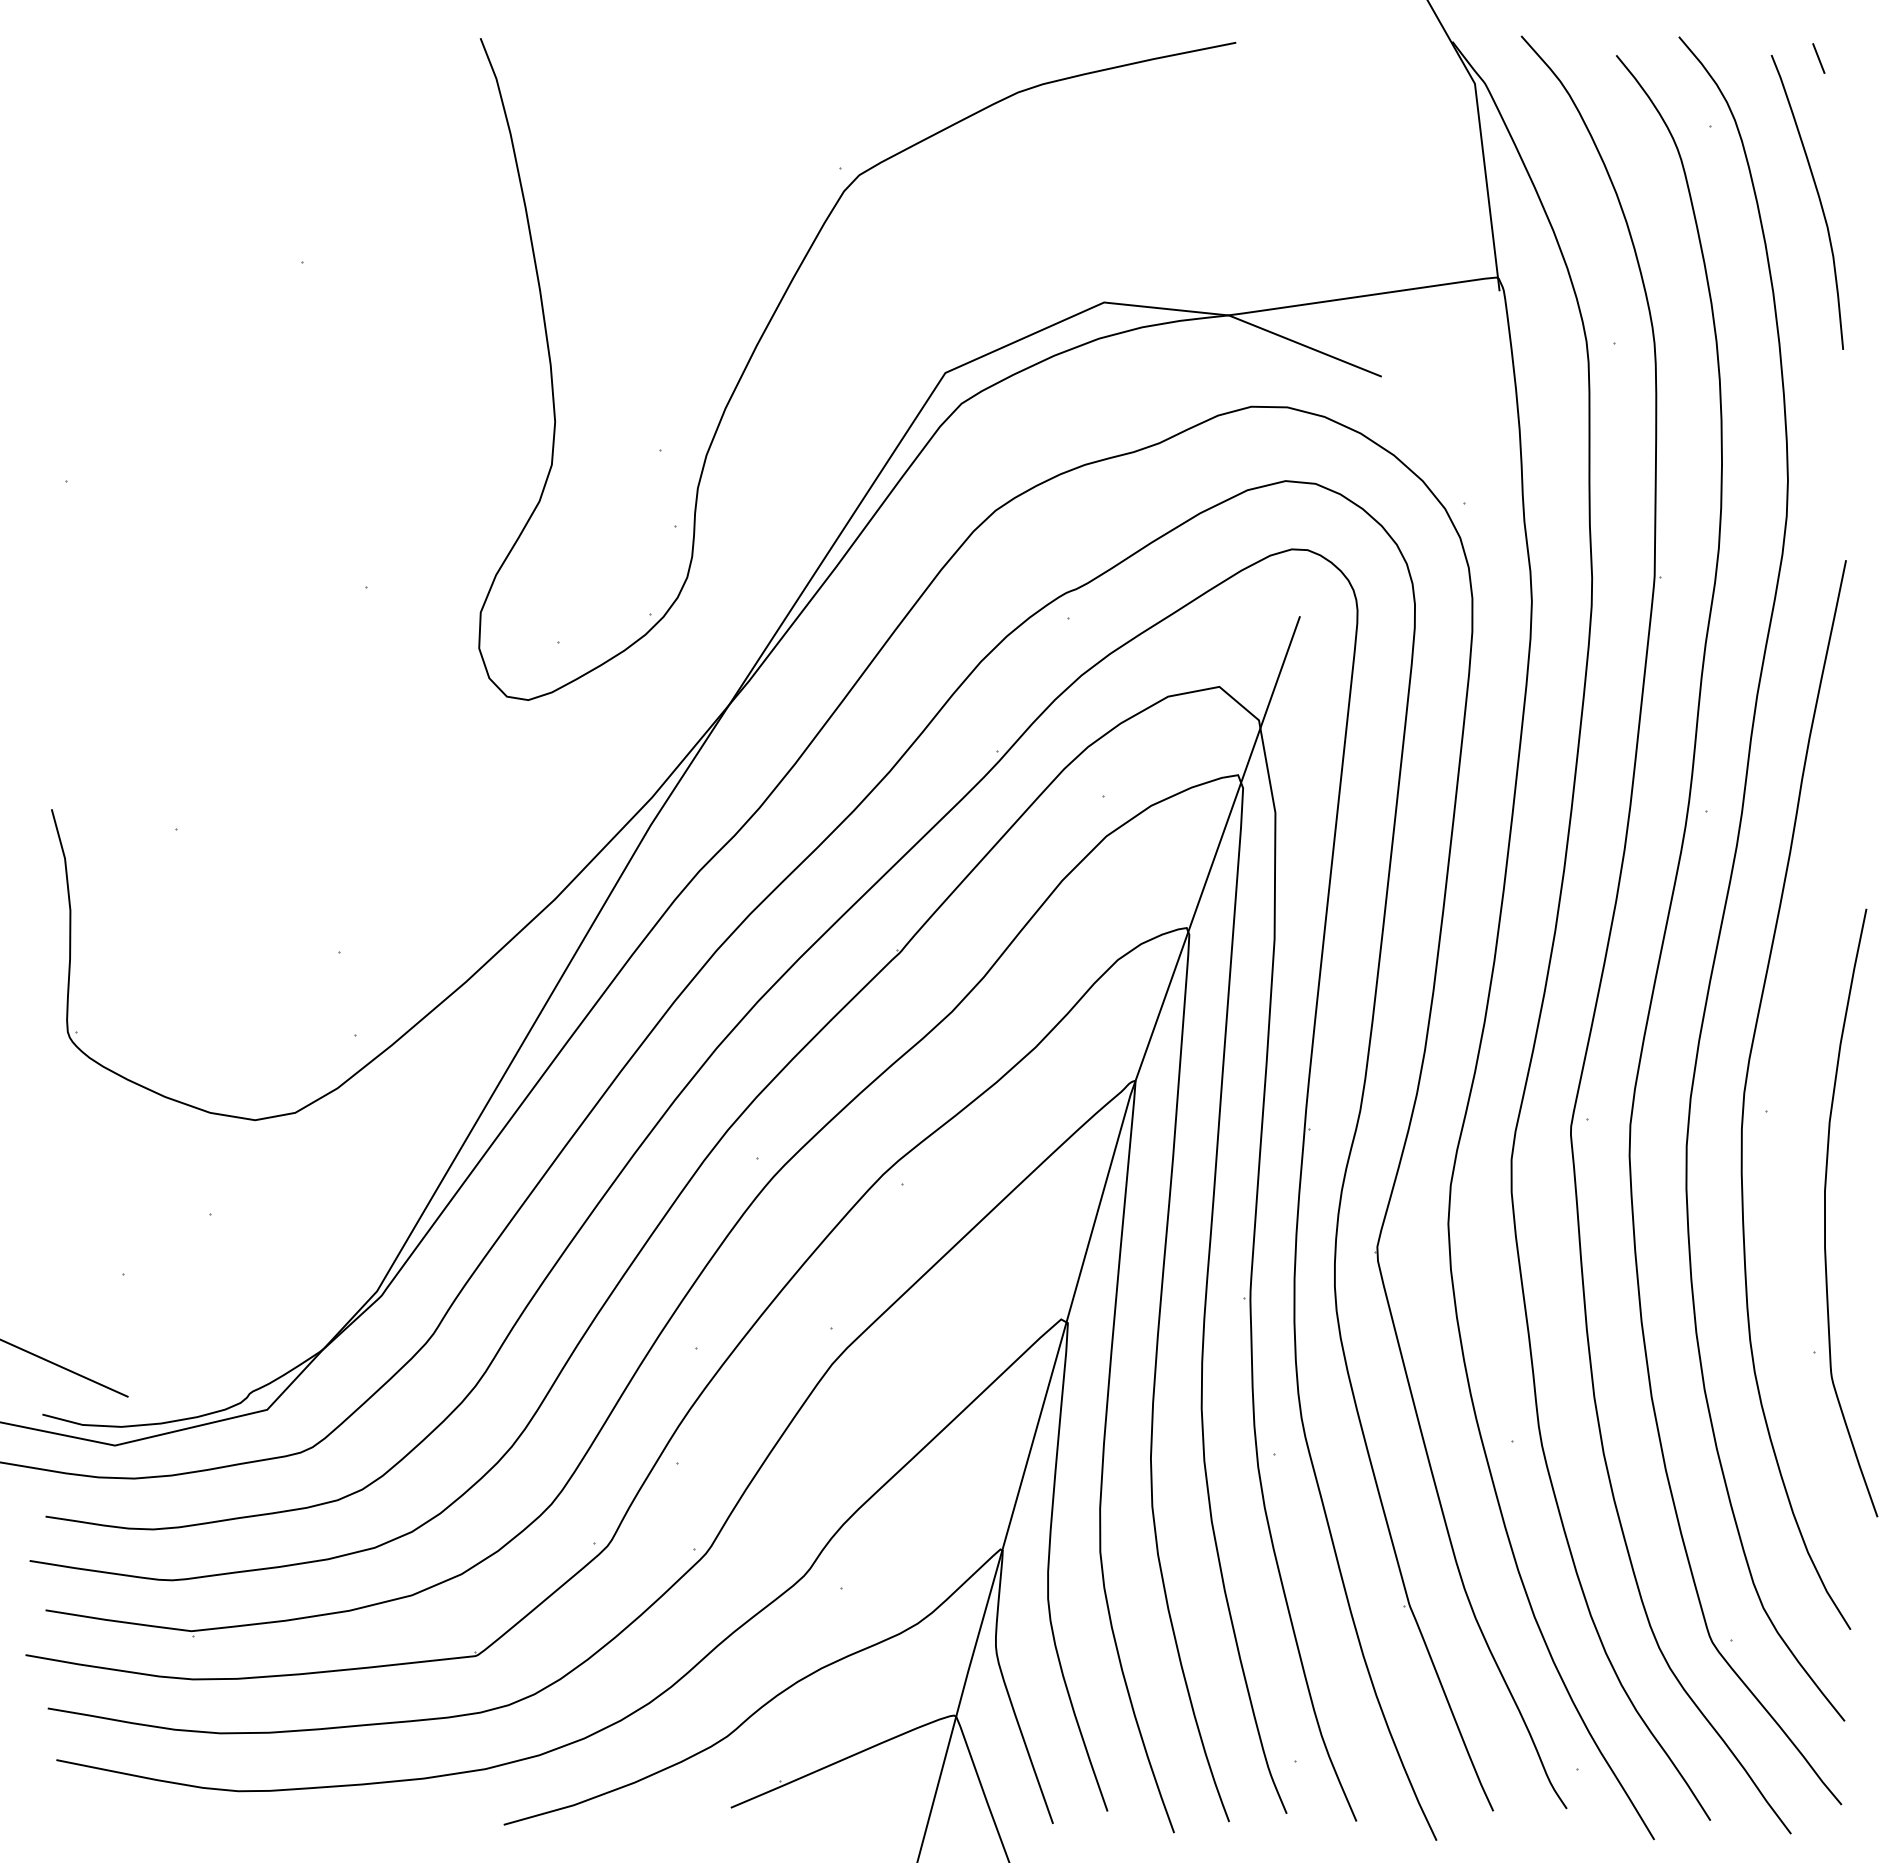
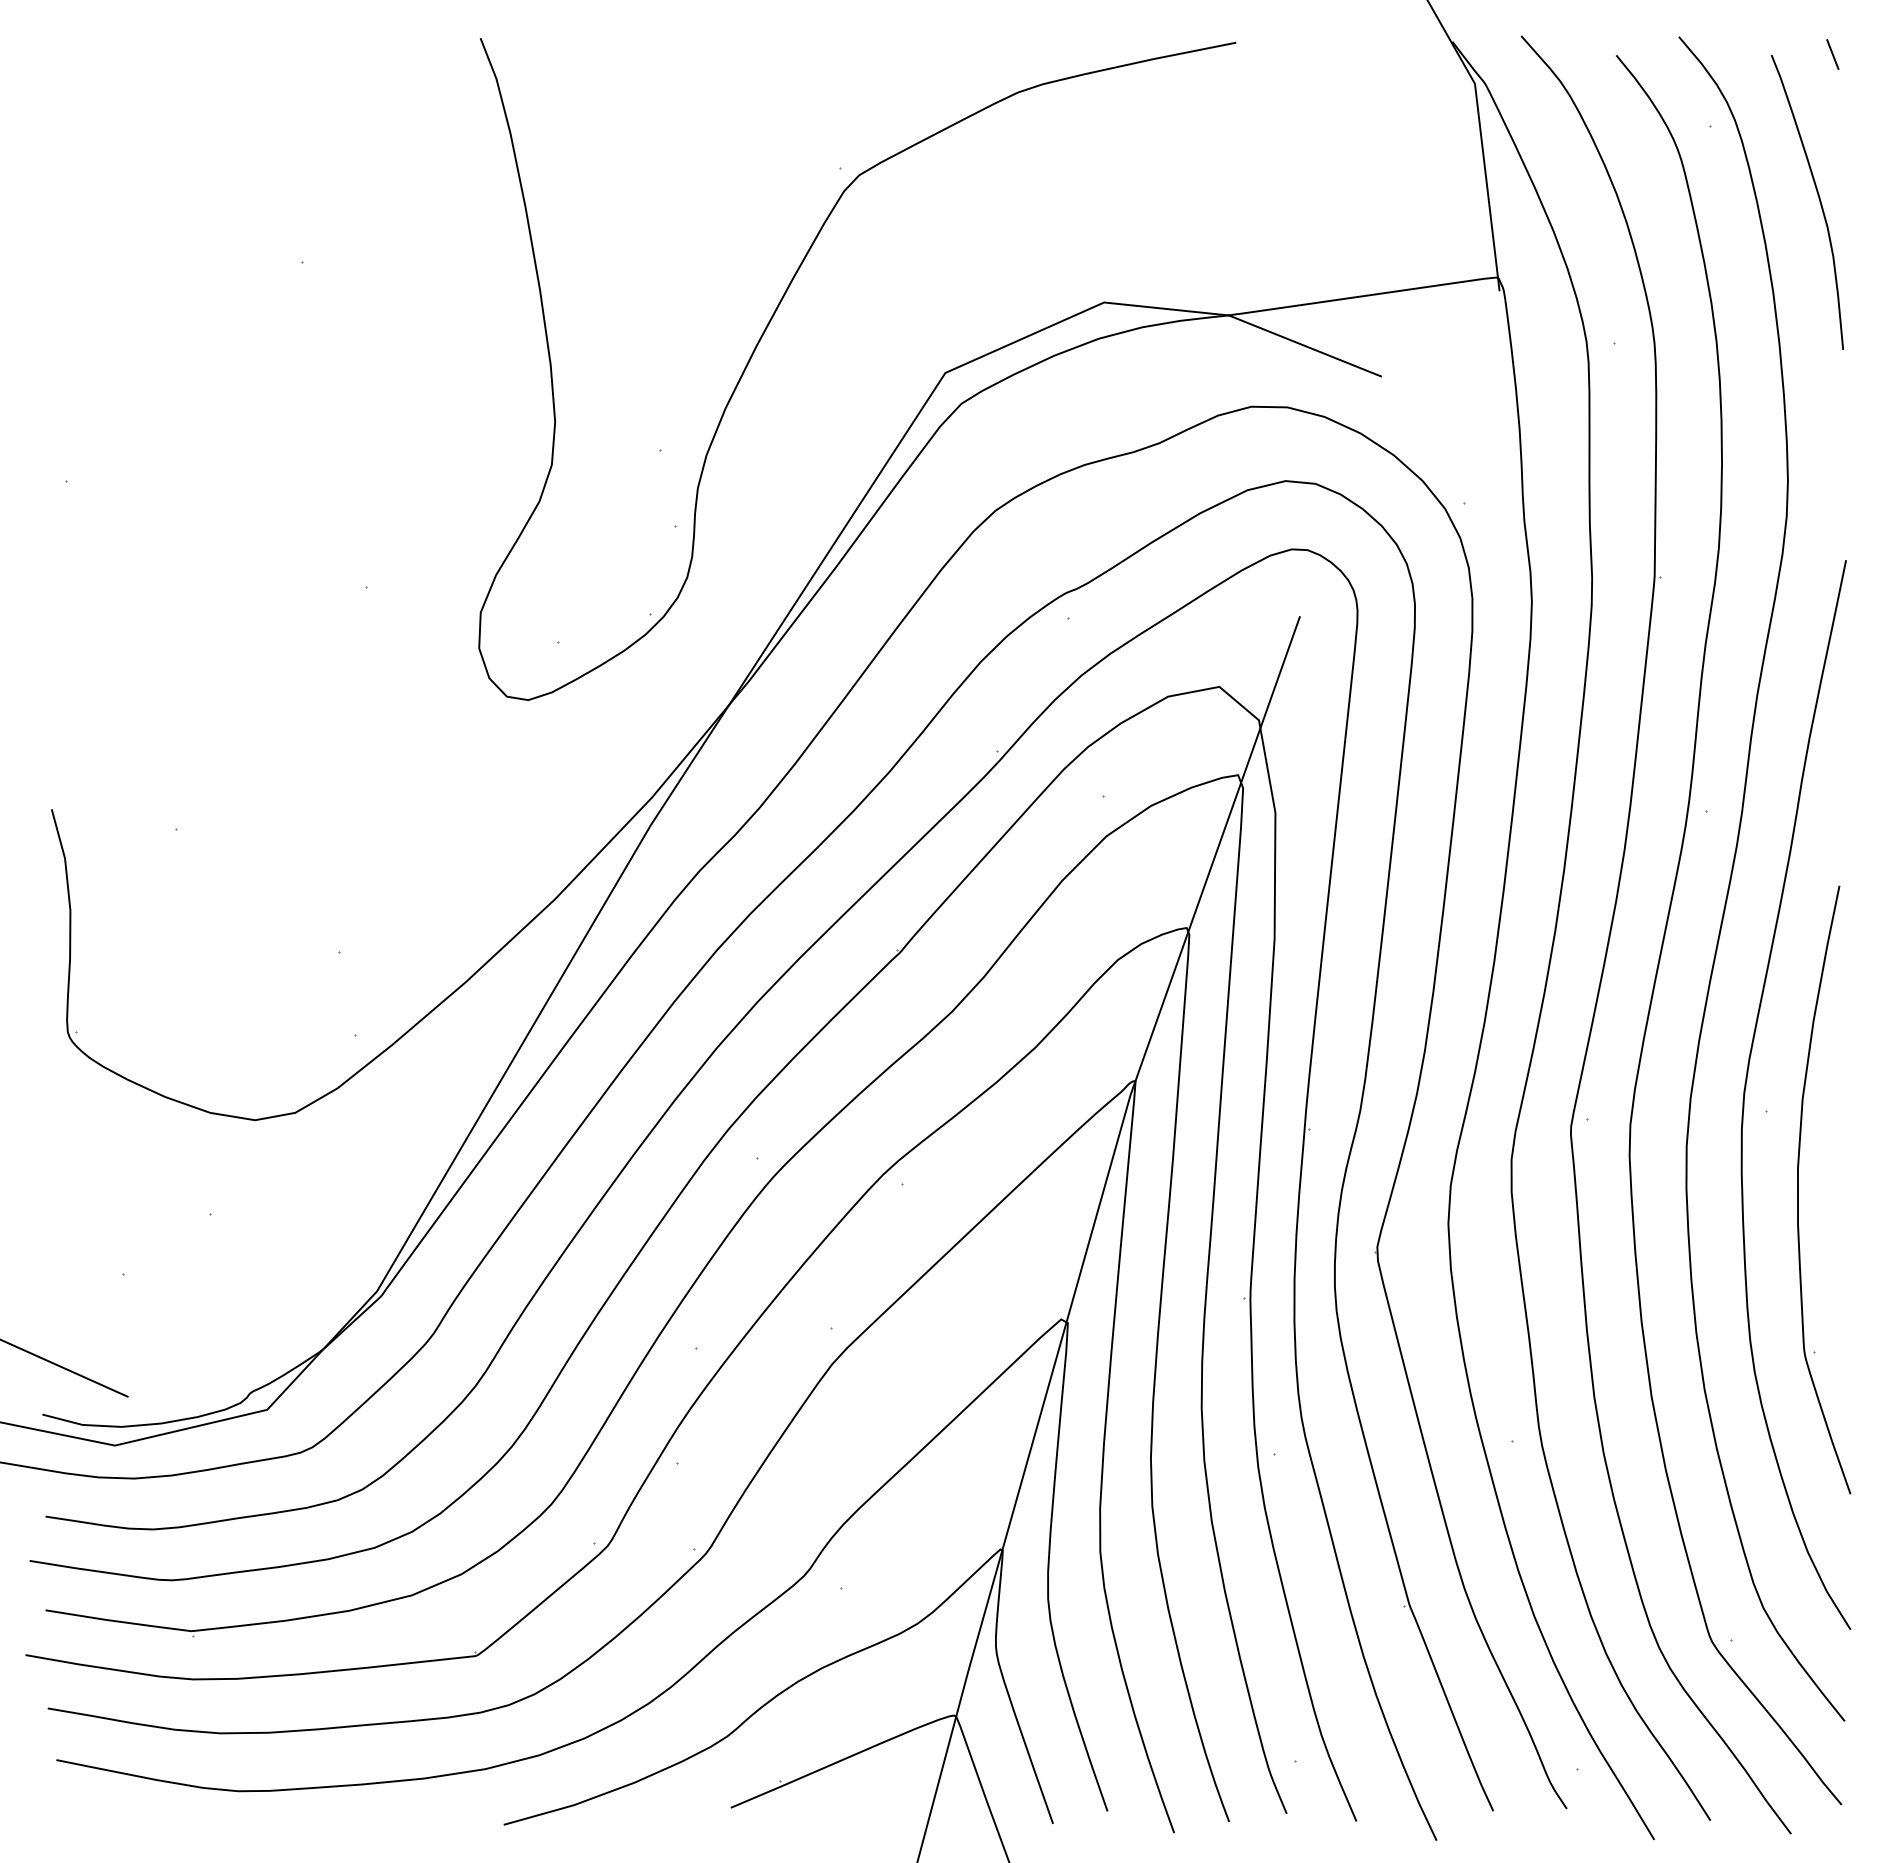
line position: (1818, 58) -> (1832, 54) (1832, 54)
curve position: (1825, 1212) -> (1798, 1189) (1798, 1189)
